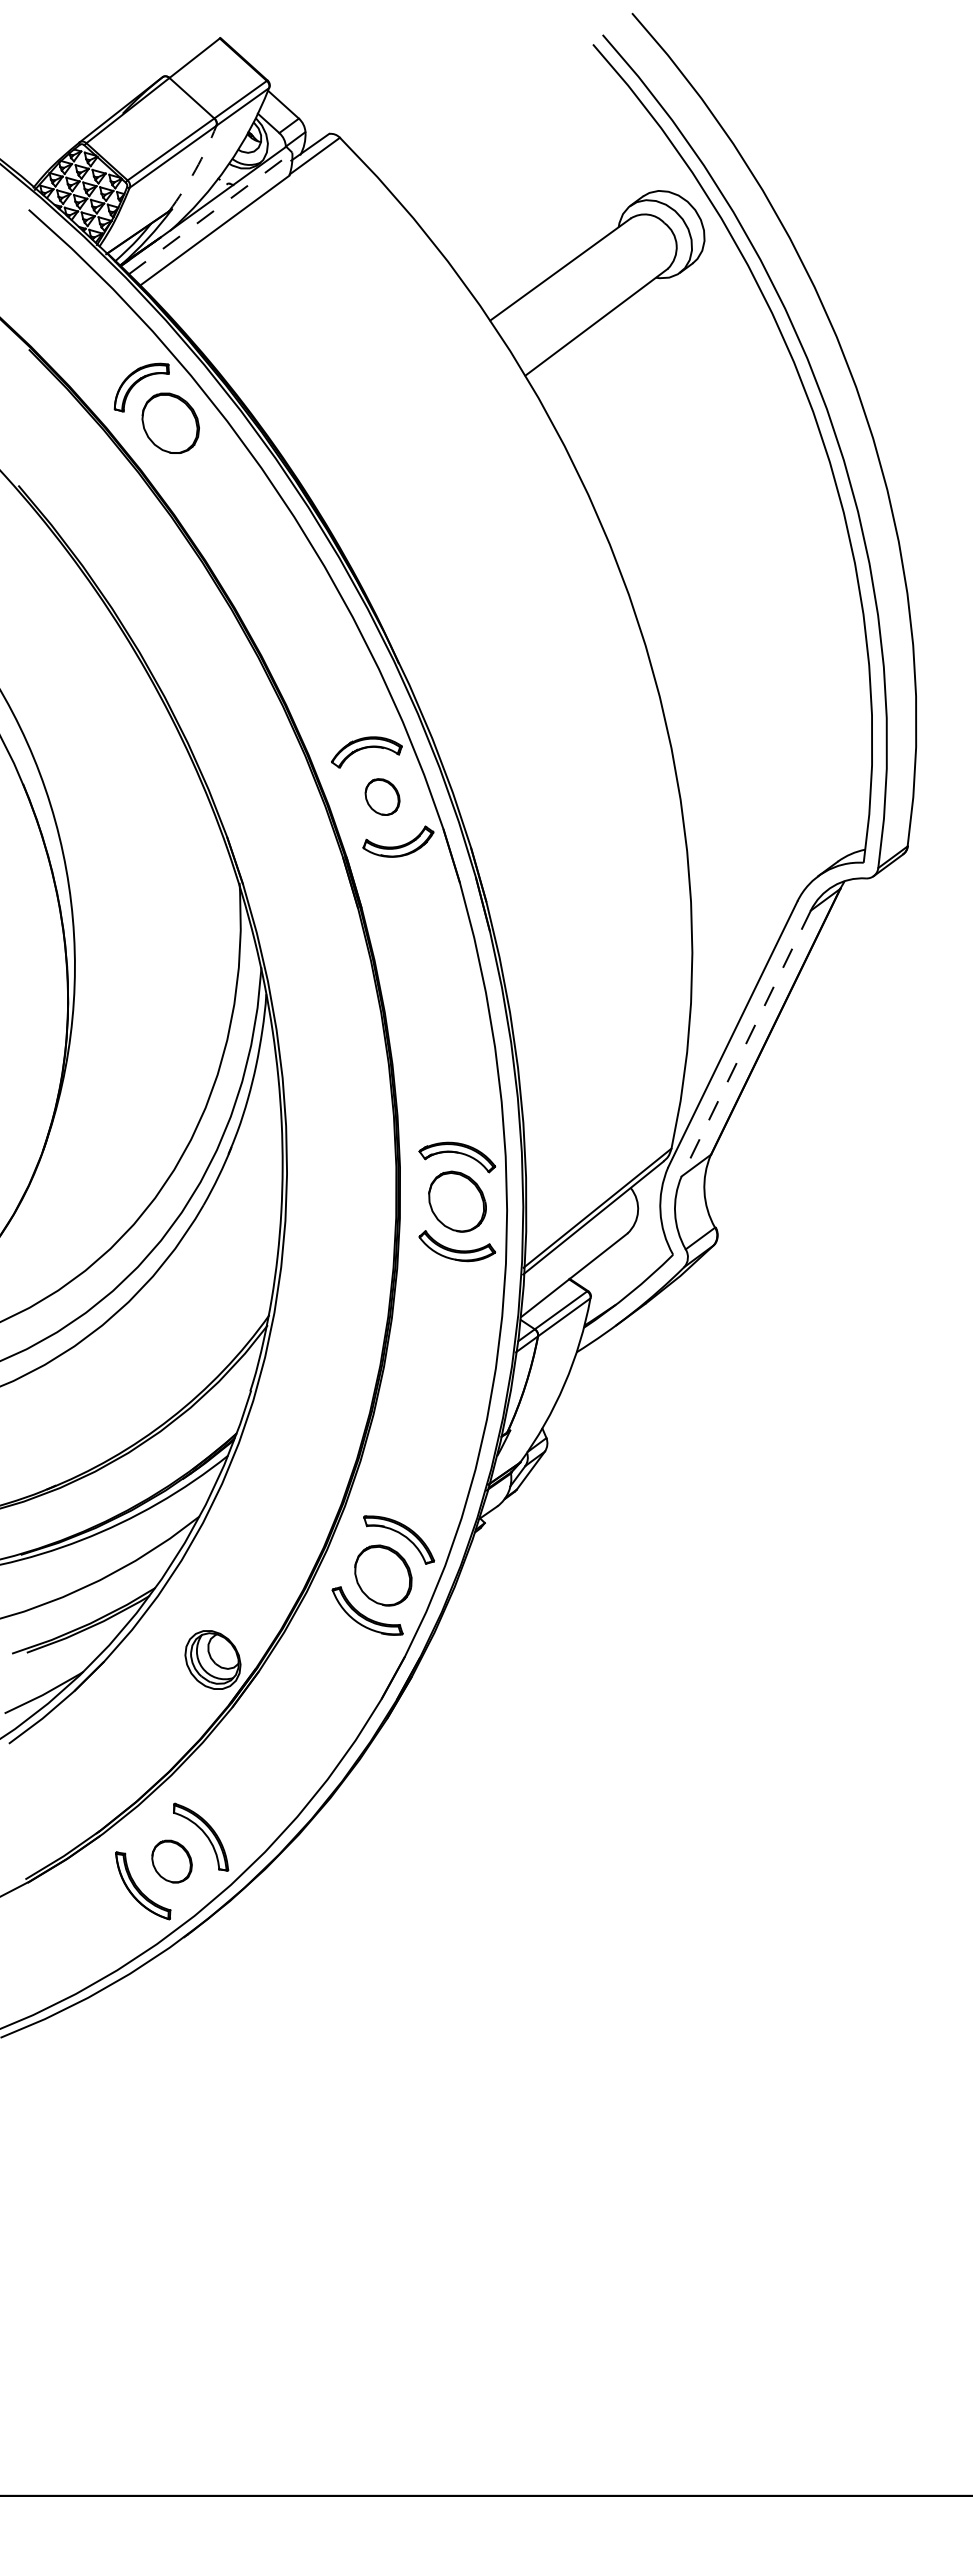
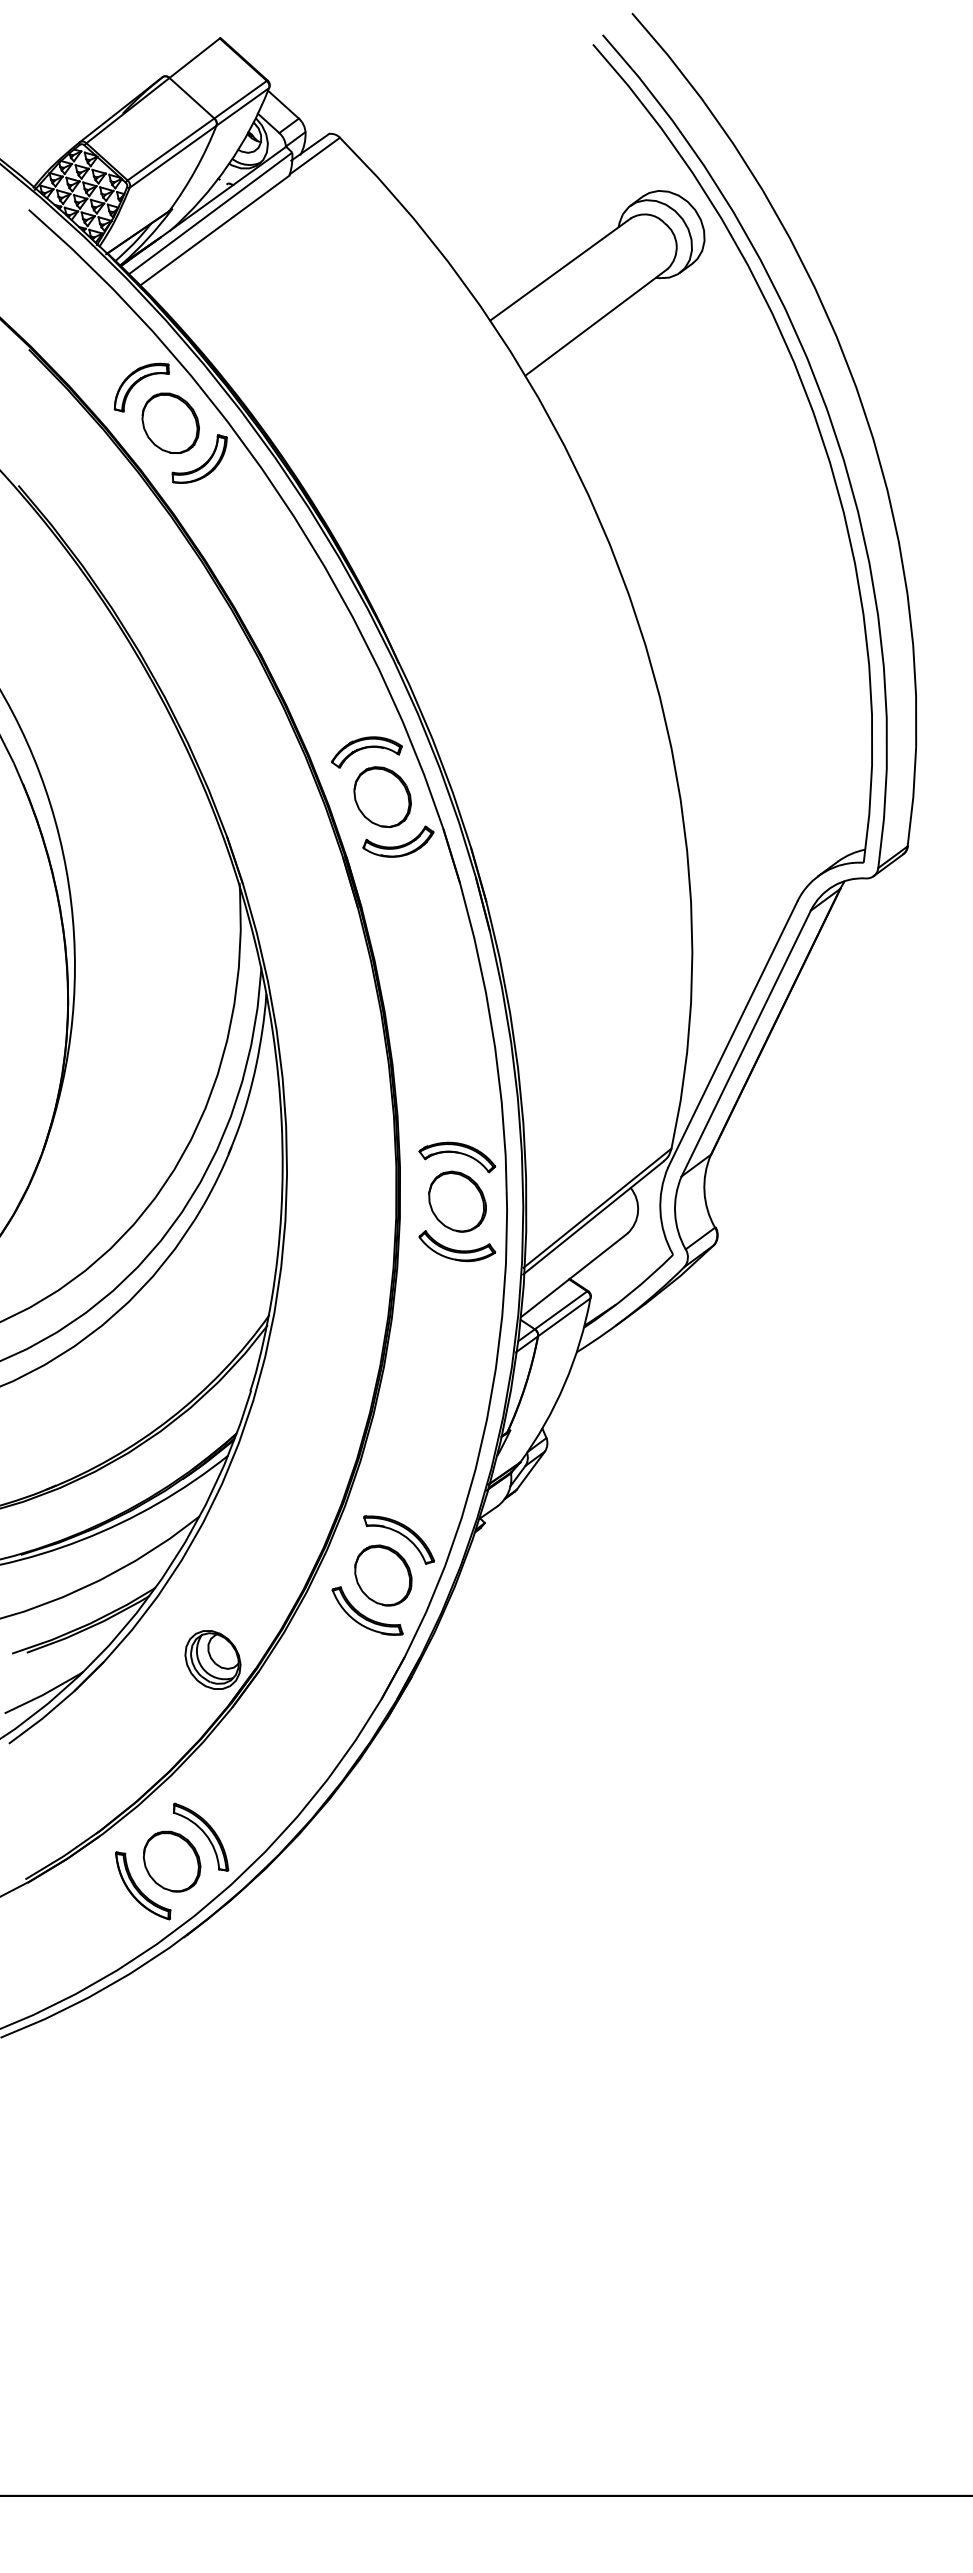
arc: dashed -> solid (195, 170)
line: dashed -> solid (210, 213)
part: none -> present (202, 464)
part size: 37x38 px -> 59x62 px (382, 796)
line: dashed -> solid (746, 1043)
part size: 42x45 px -> 60x63 px (171, 1861)
